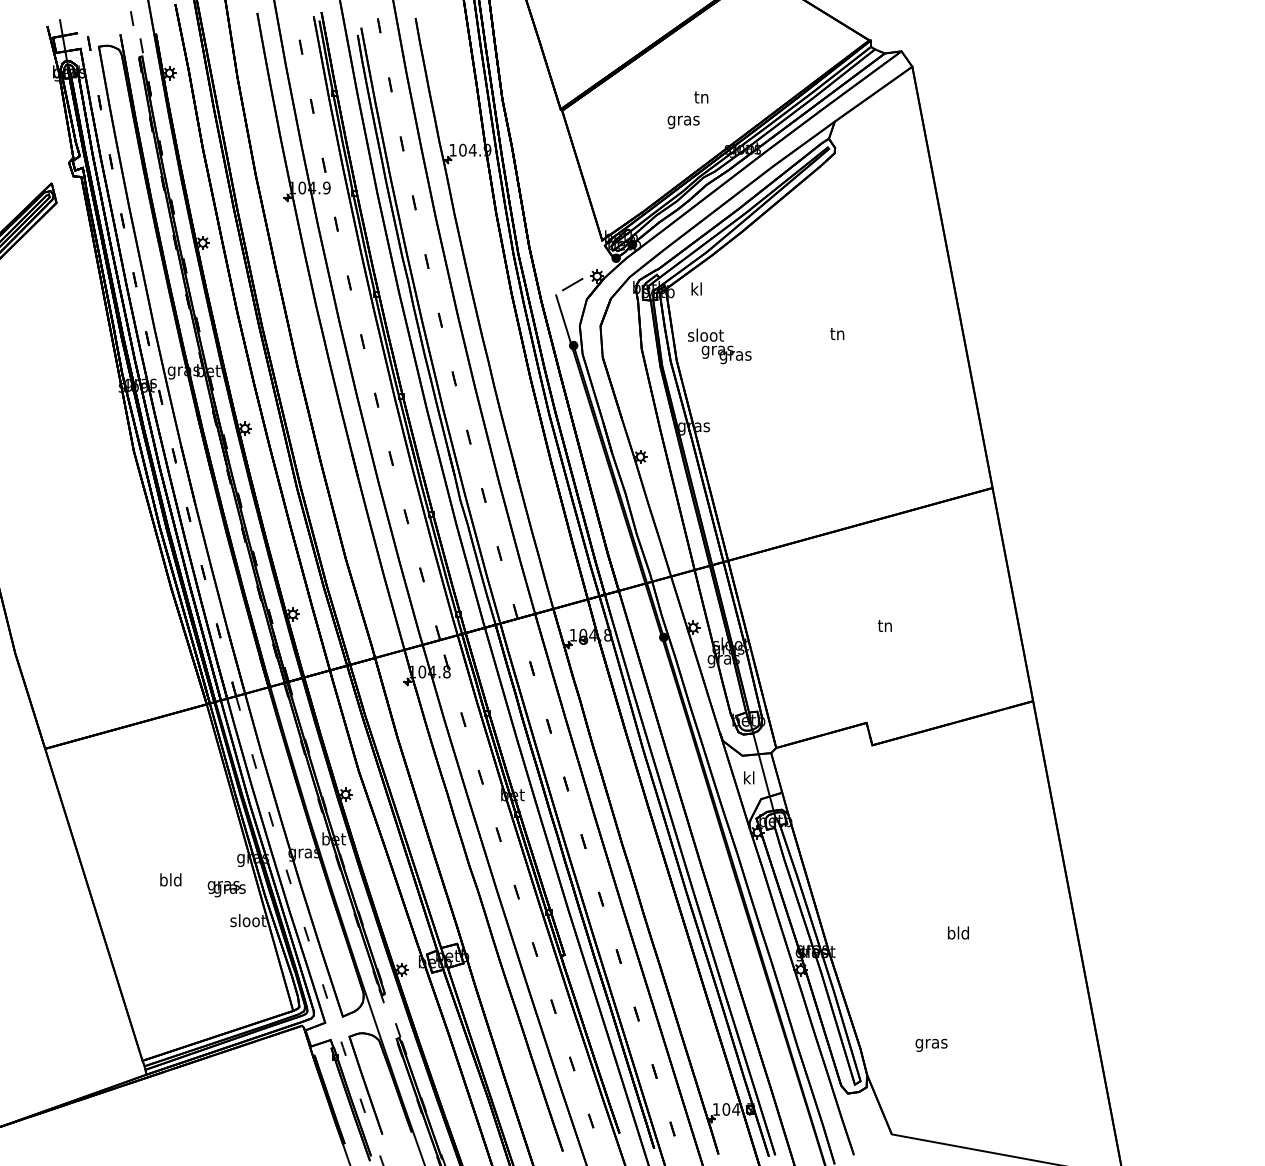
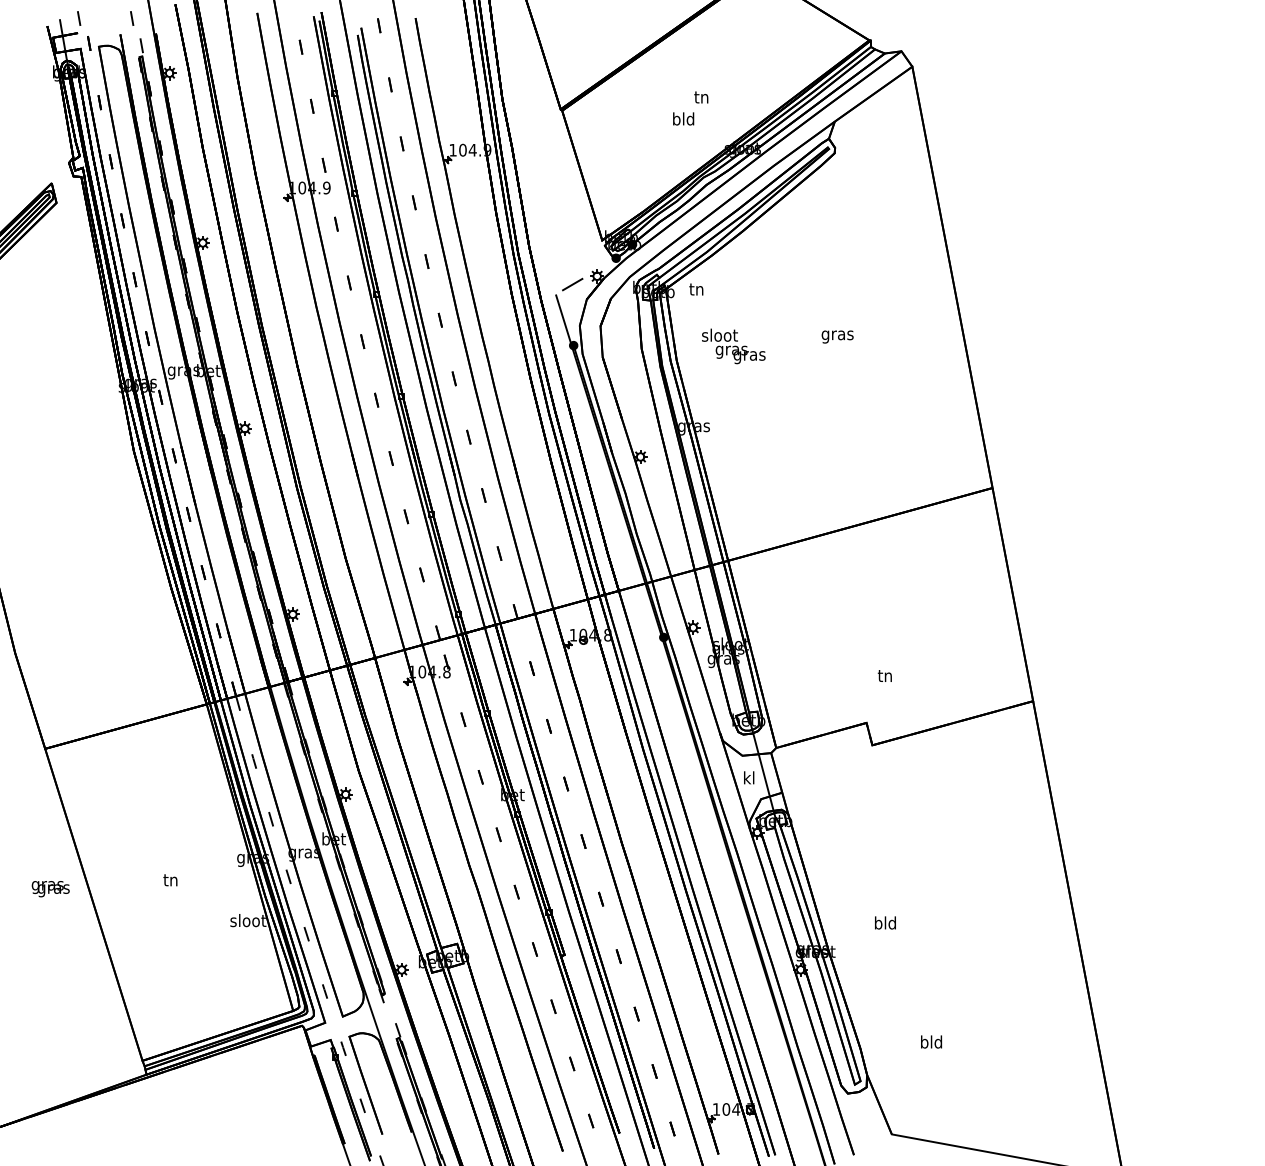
line: none -> present (79, 18)
text: gras -> bld (683, 120)
text: kl -> tn (696, 288)
text: tn -> gras (837, 335)
text position: (719, 346) -> (733, 346) (733, 346)
text position: (884, 625) -> (884, 675) (884, 675)
text: bld -> tn (170, 879)
text position: (226, 889) -> (50, 889) (50, 889)
text position: (958, 932) -> (885, 922) (885, 922)
text: gras -> bld (931, 1043)
